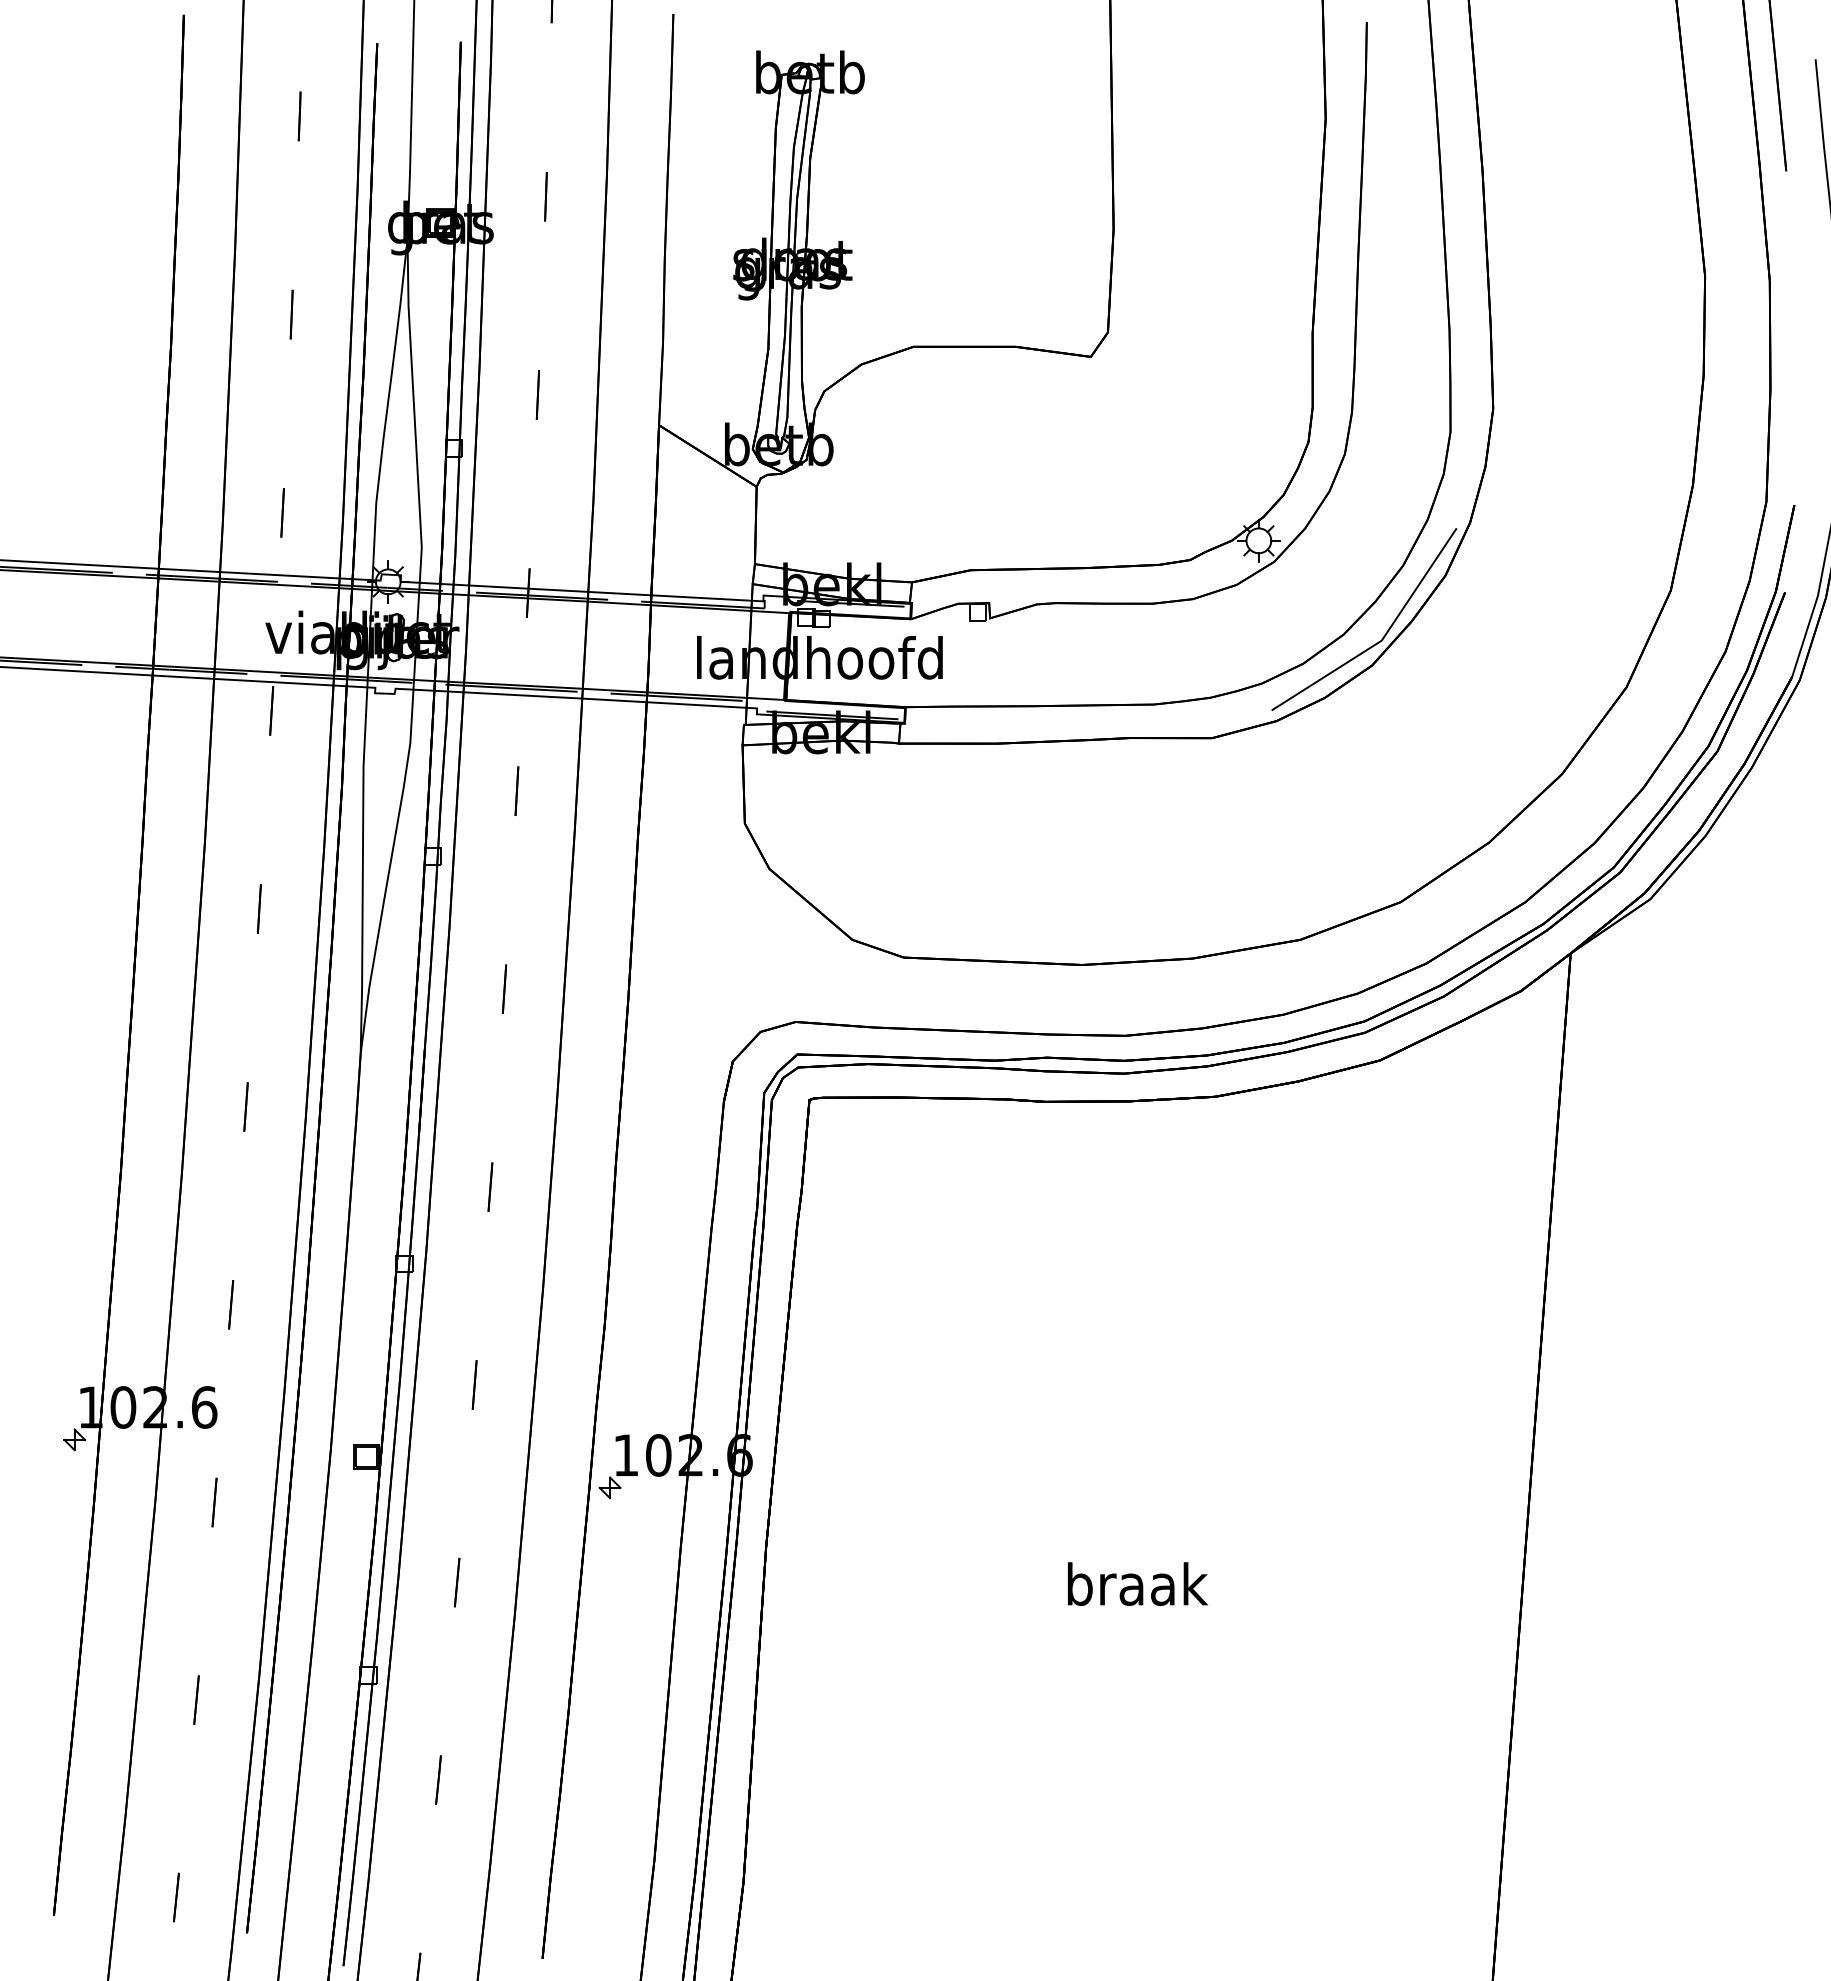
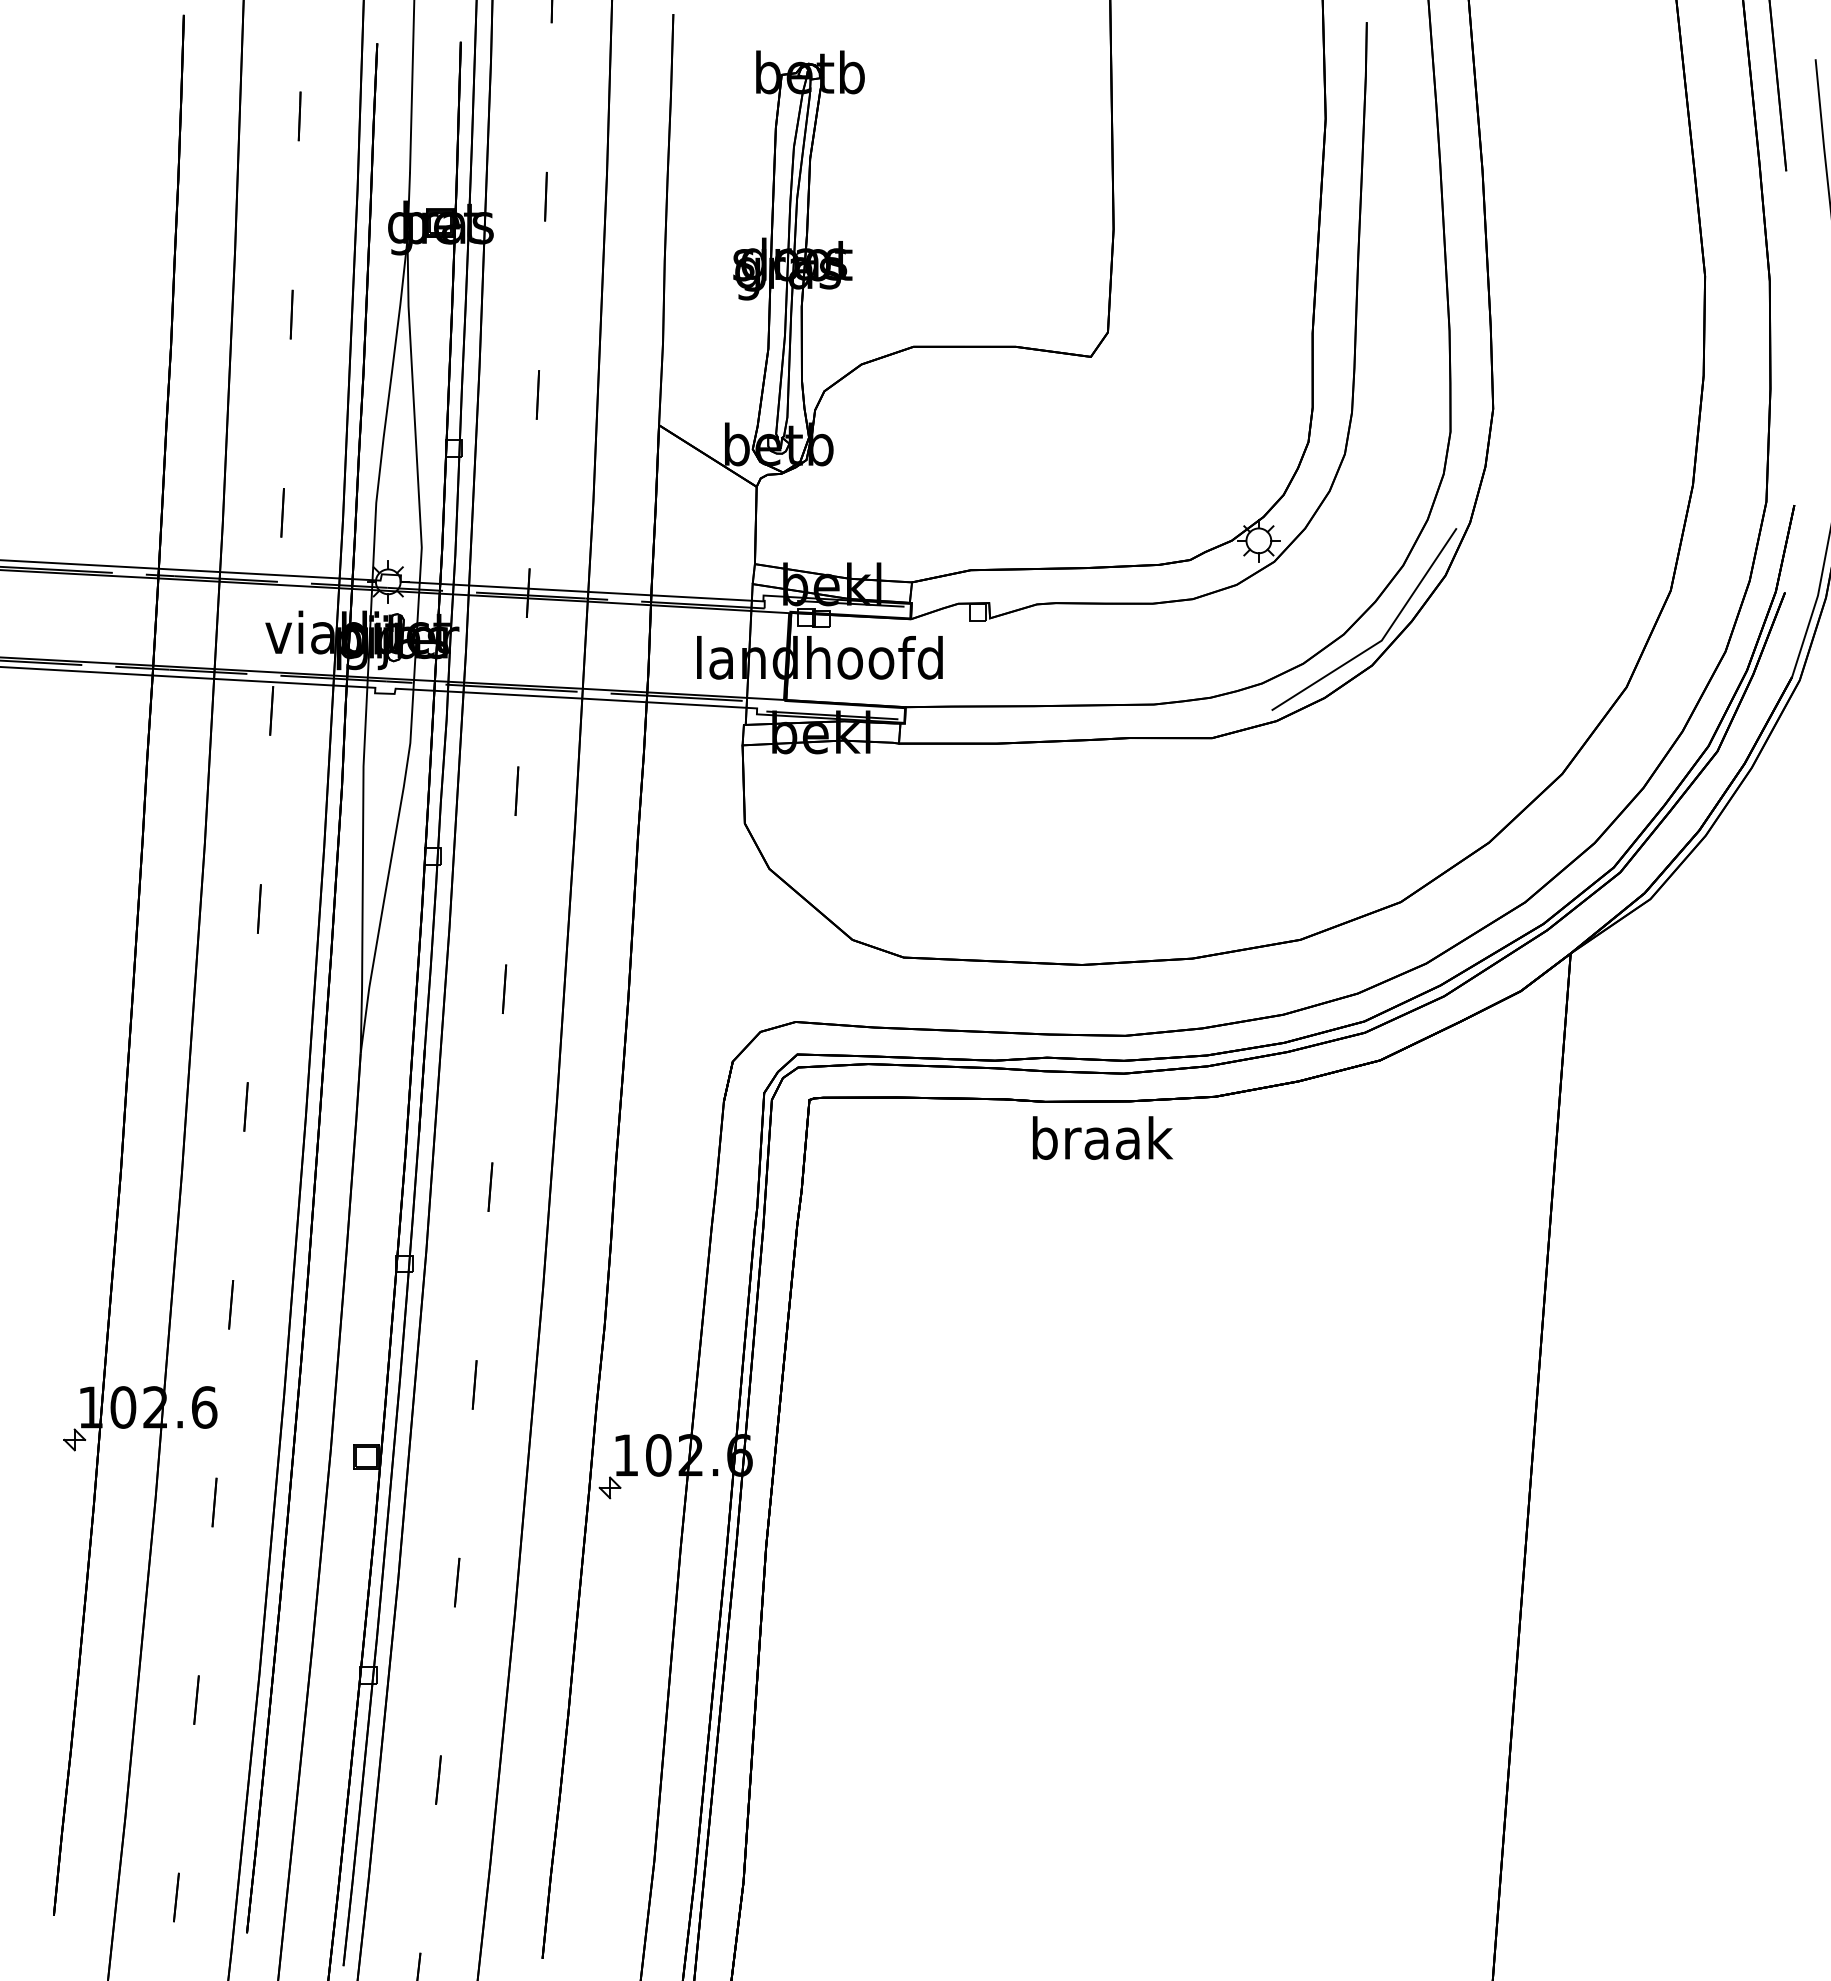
text position: (1137, 1583) -> (1102, 1137) (1102, 1137)
